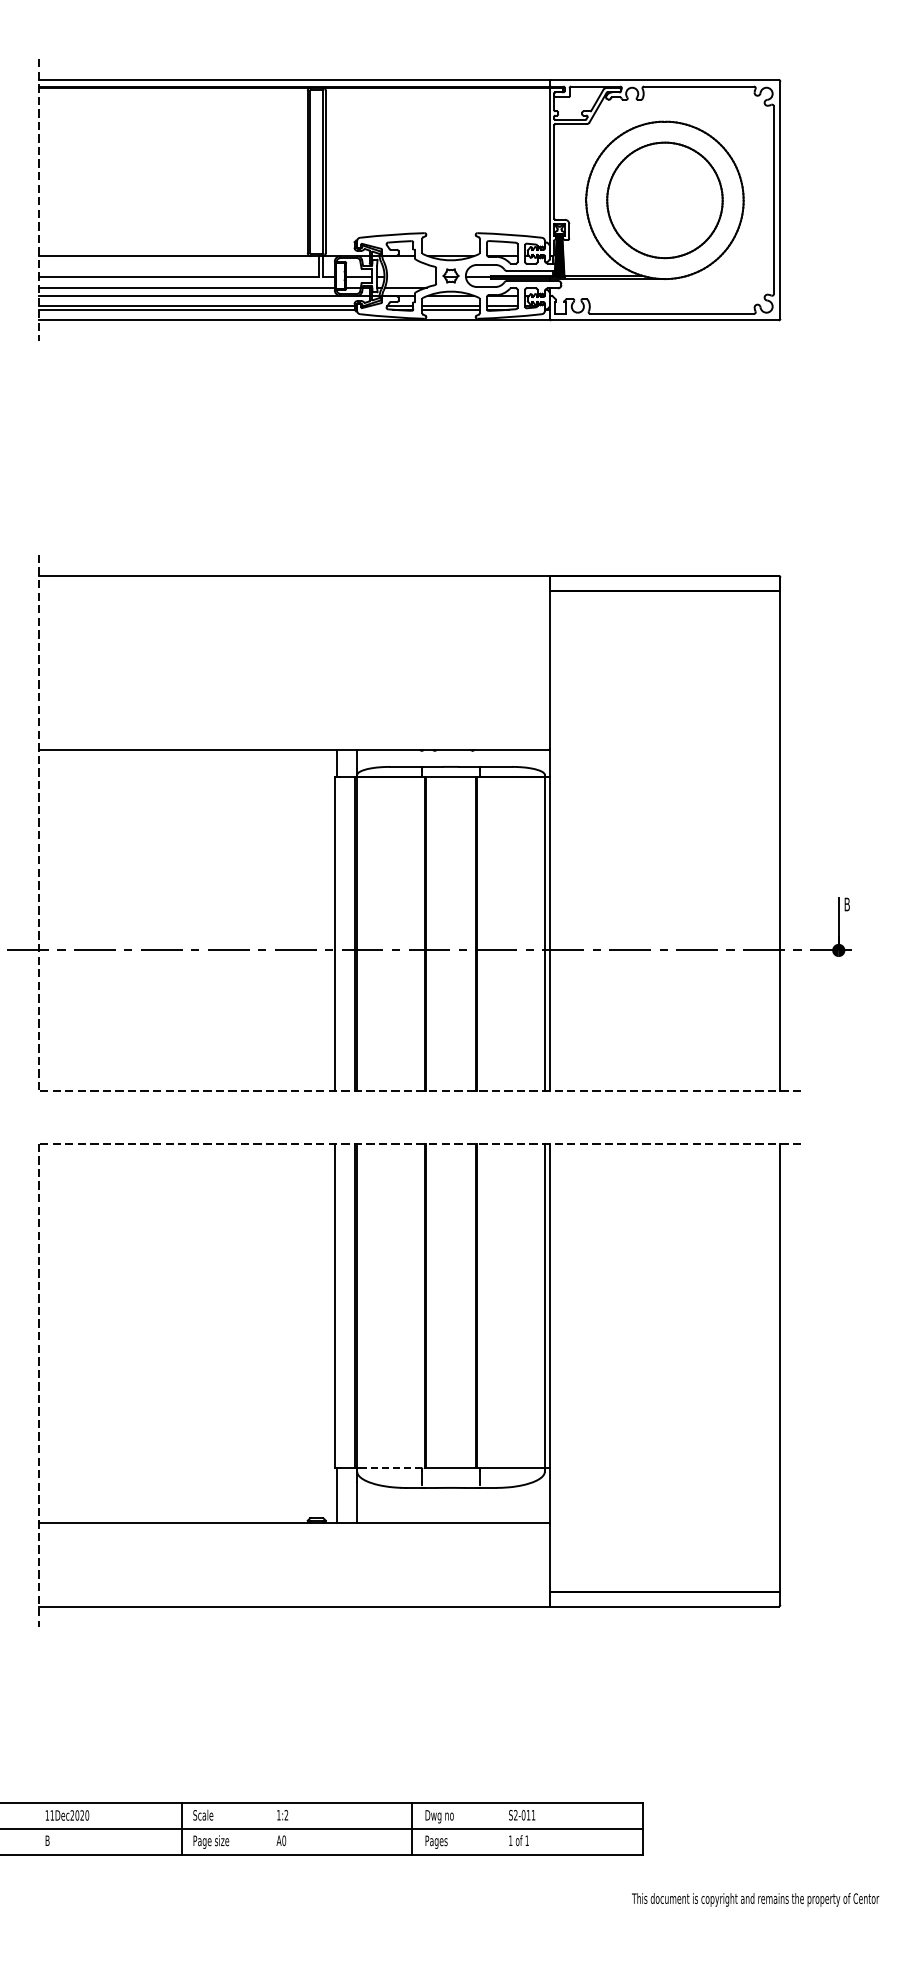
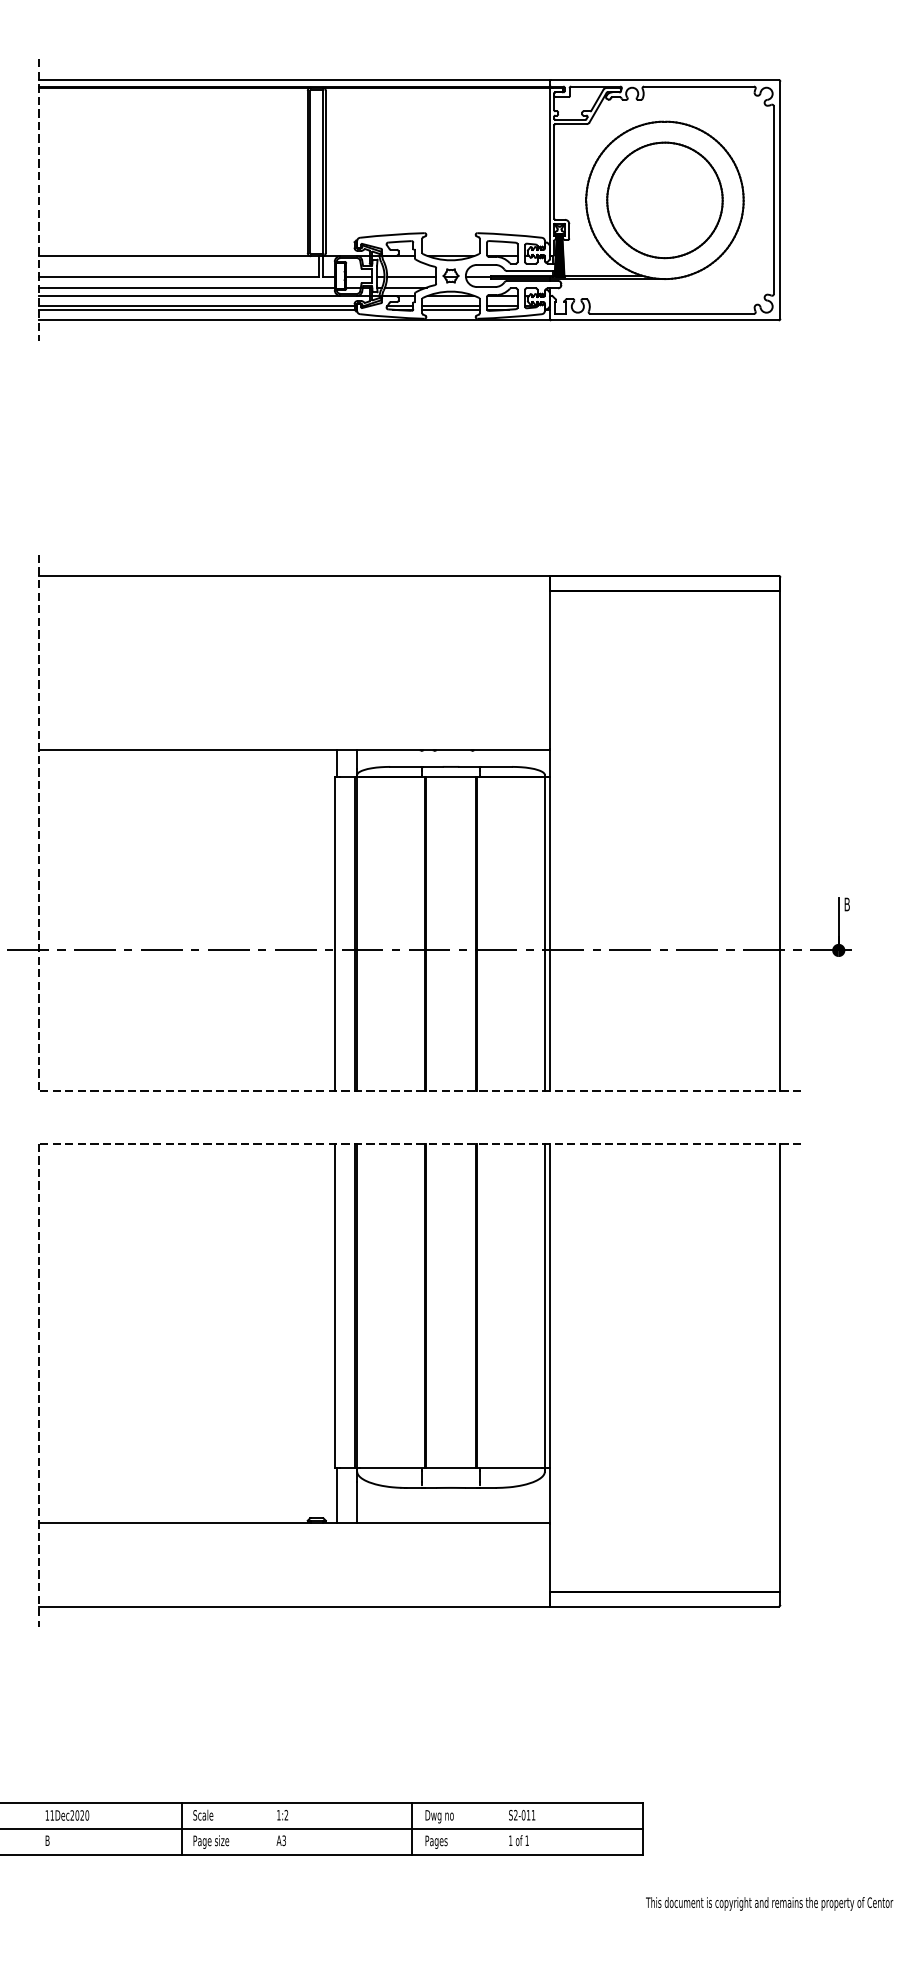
line: none -> present (411, 277)
line: dashed -> solid (392, 1468)
text: A0 -> A3 (284, 1840)
text position: (755, 1899) -> (769, 1903) (769, 1903)
